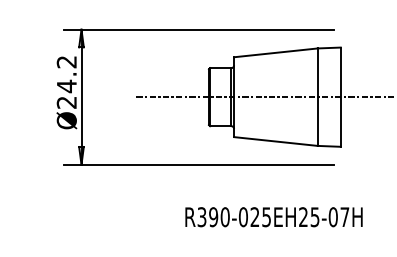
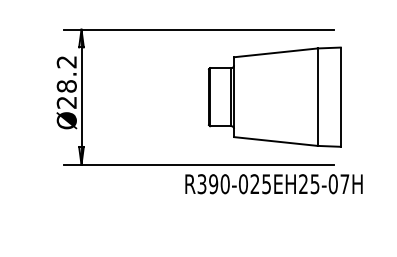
text: Ø24.2 -> Ø28.2 (66, 86)
line: present -> none (264, 97)
text position: (273, 217) -> (273, 184) (273, 184)
